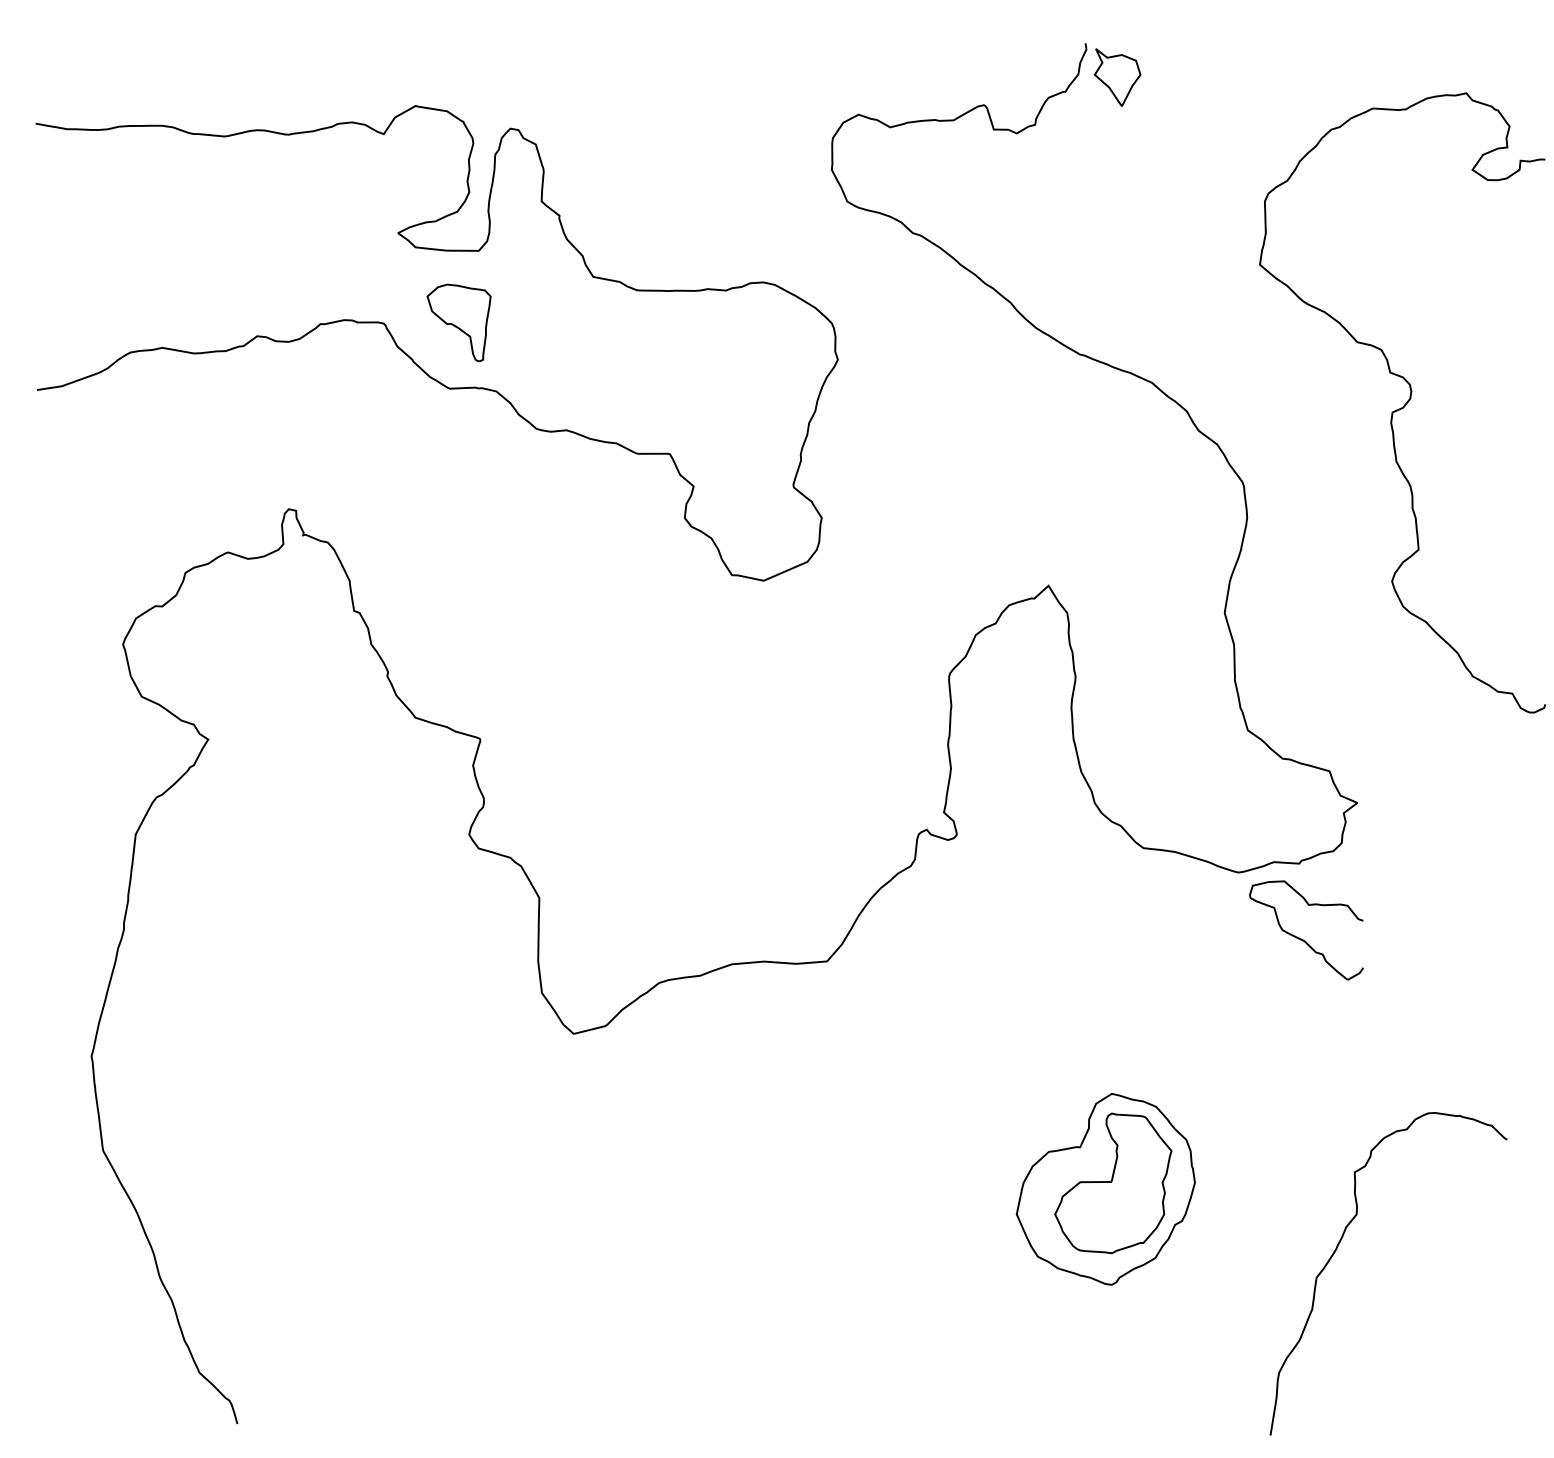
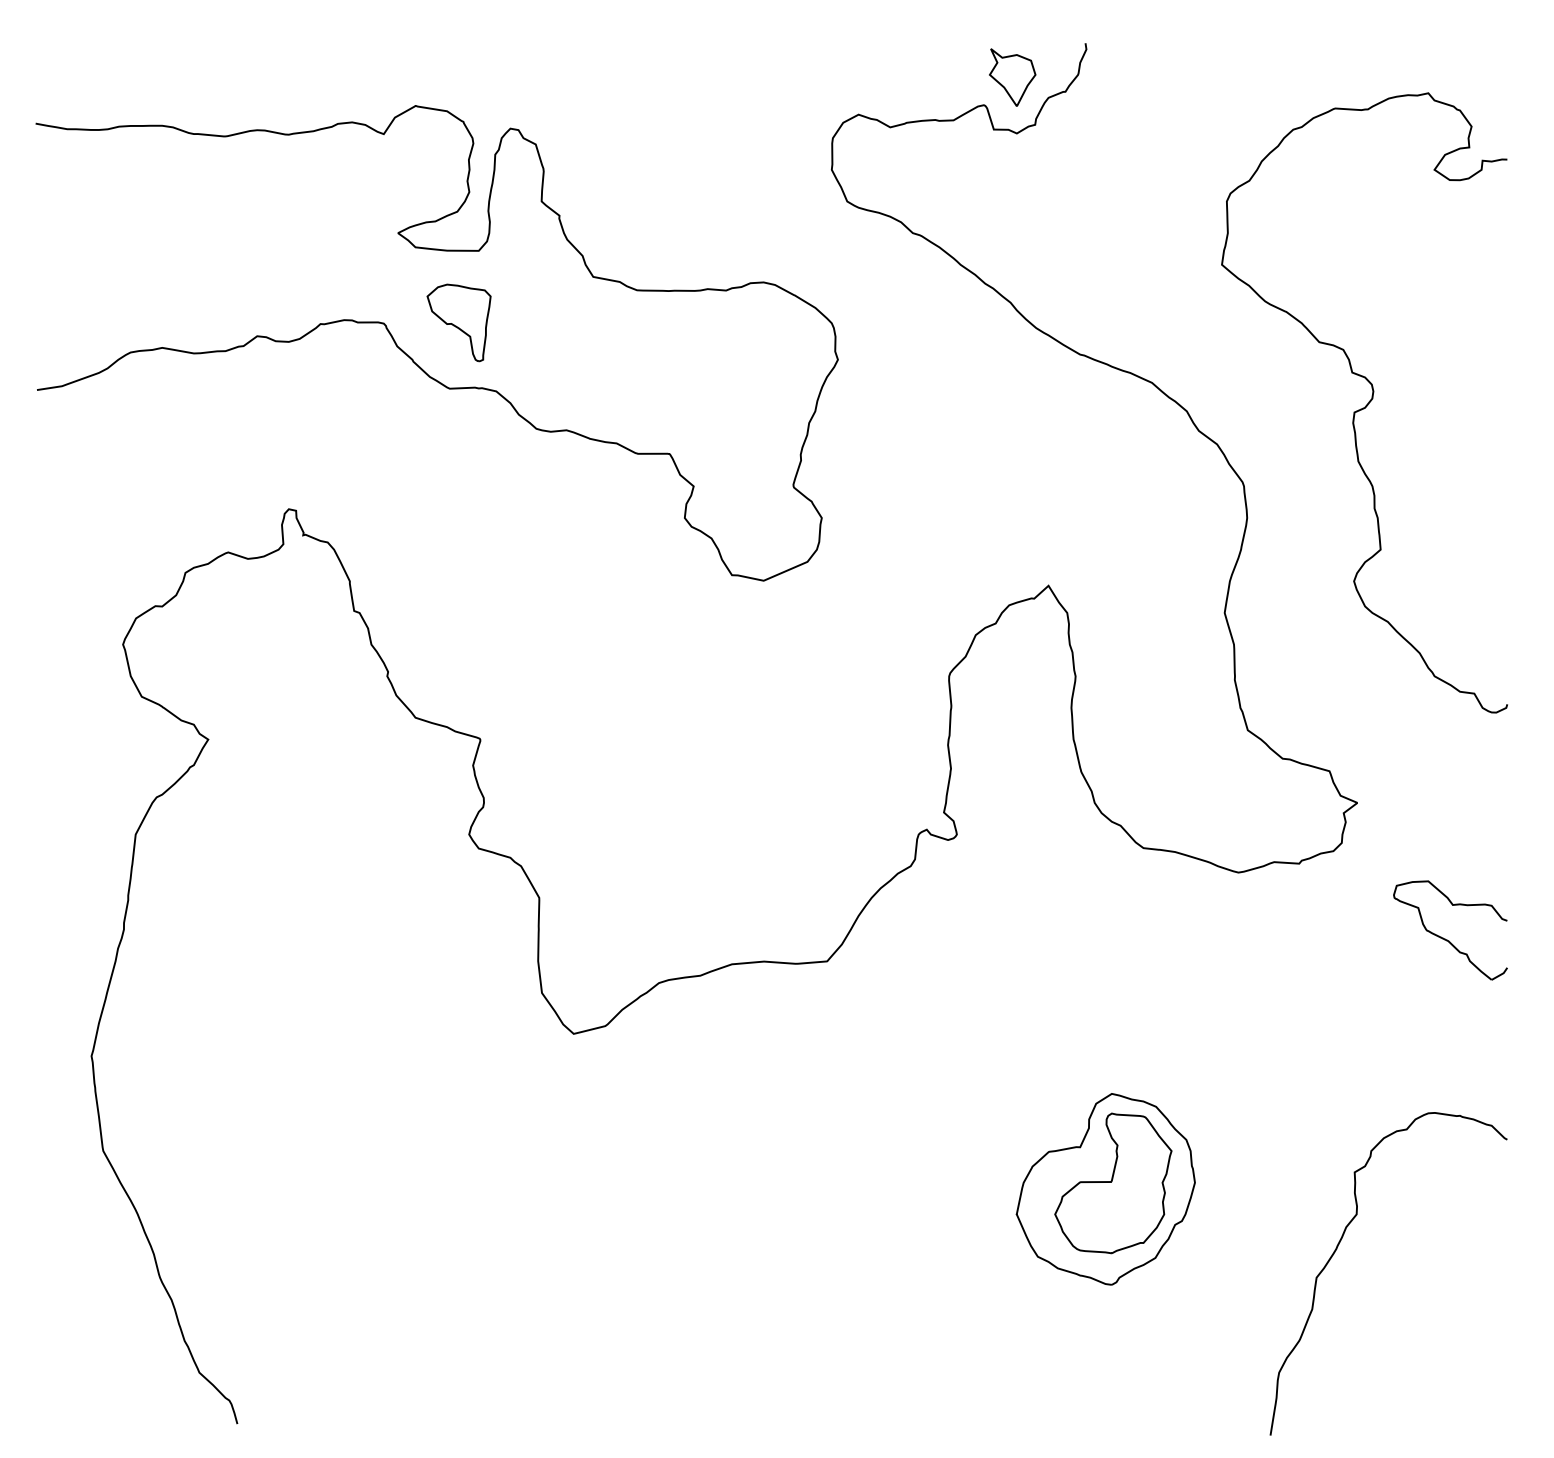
part position: (1117, 77) -> (1012, 77) (1012, 77)
curve position: (1404, 404) -> (1366, 404) (1366, 404)
part position: (1301, 938) -> (1445, 938) (1445, 938)
